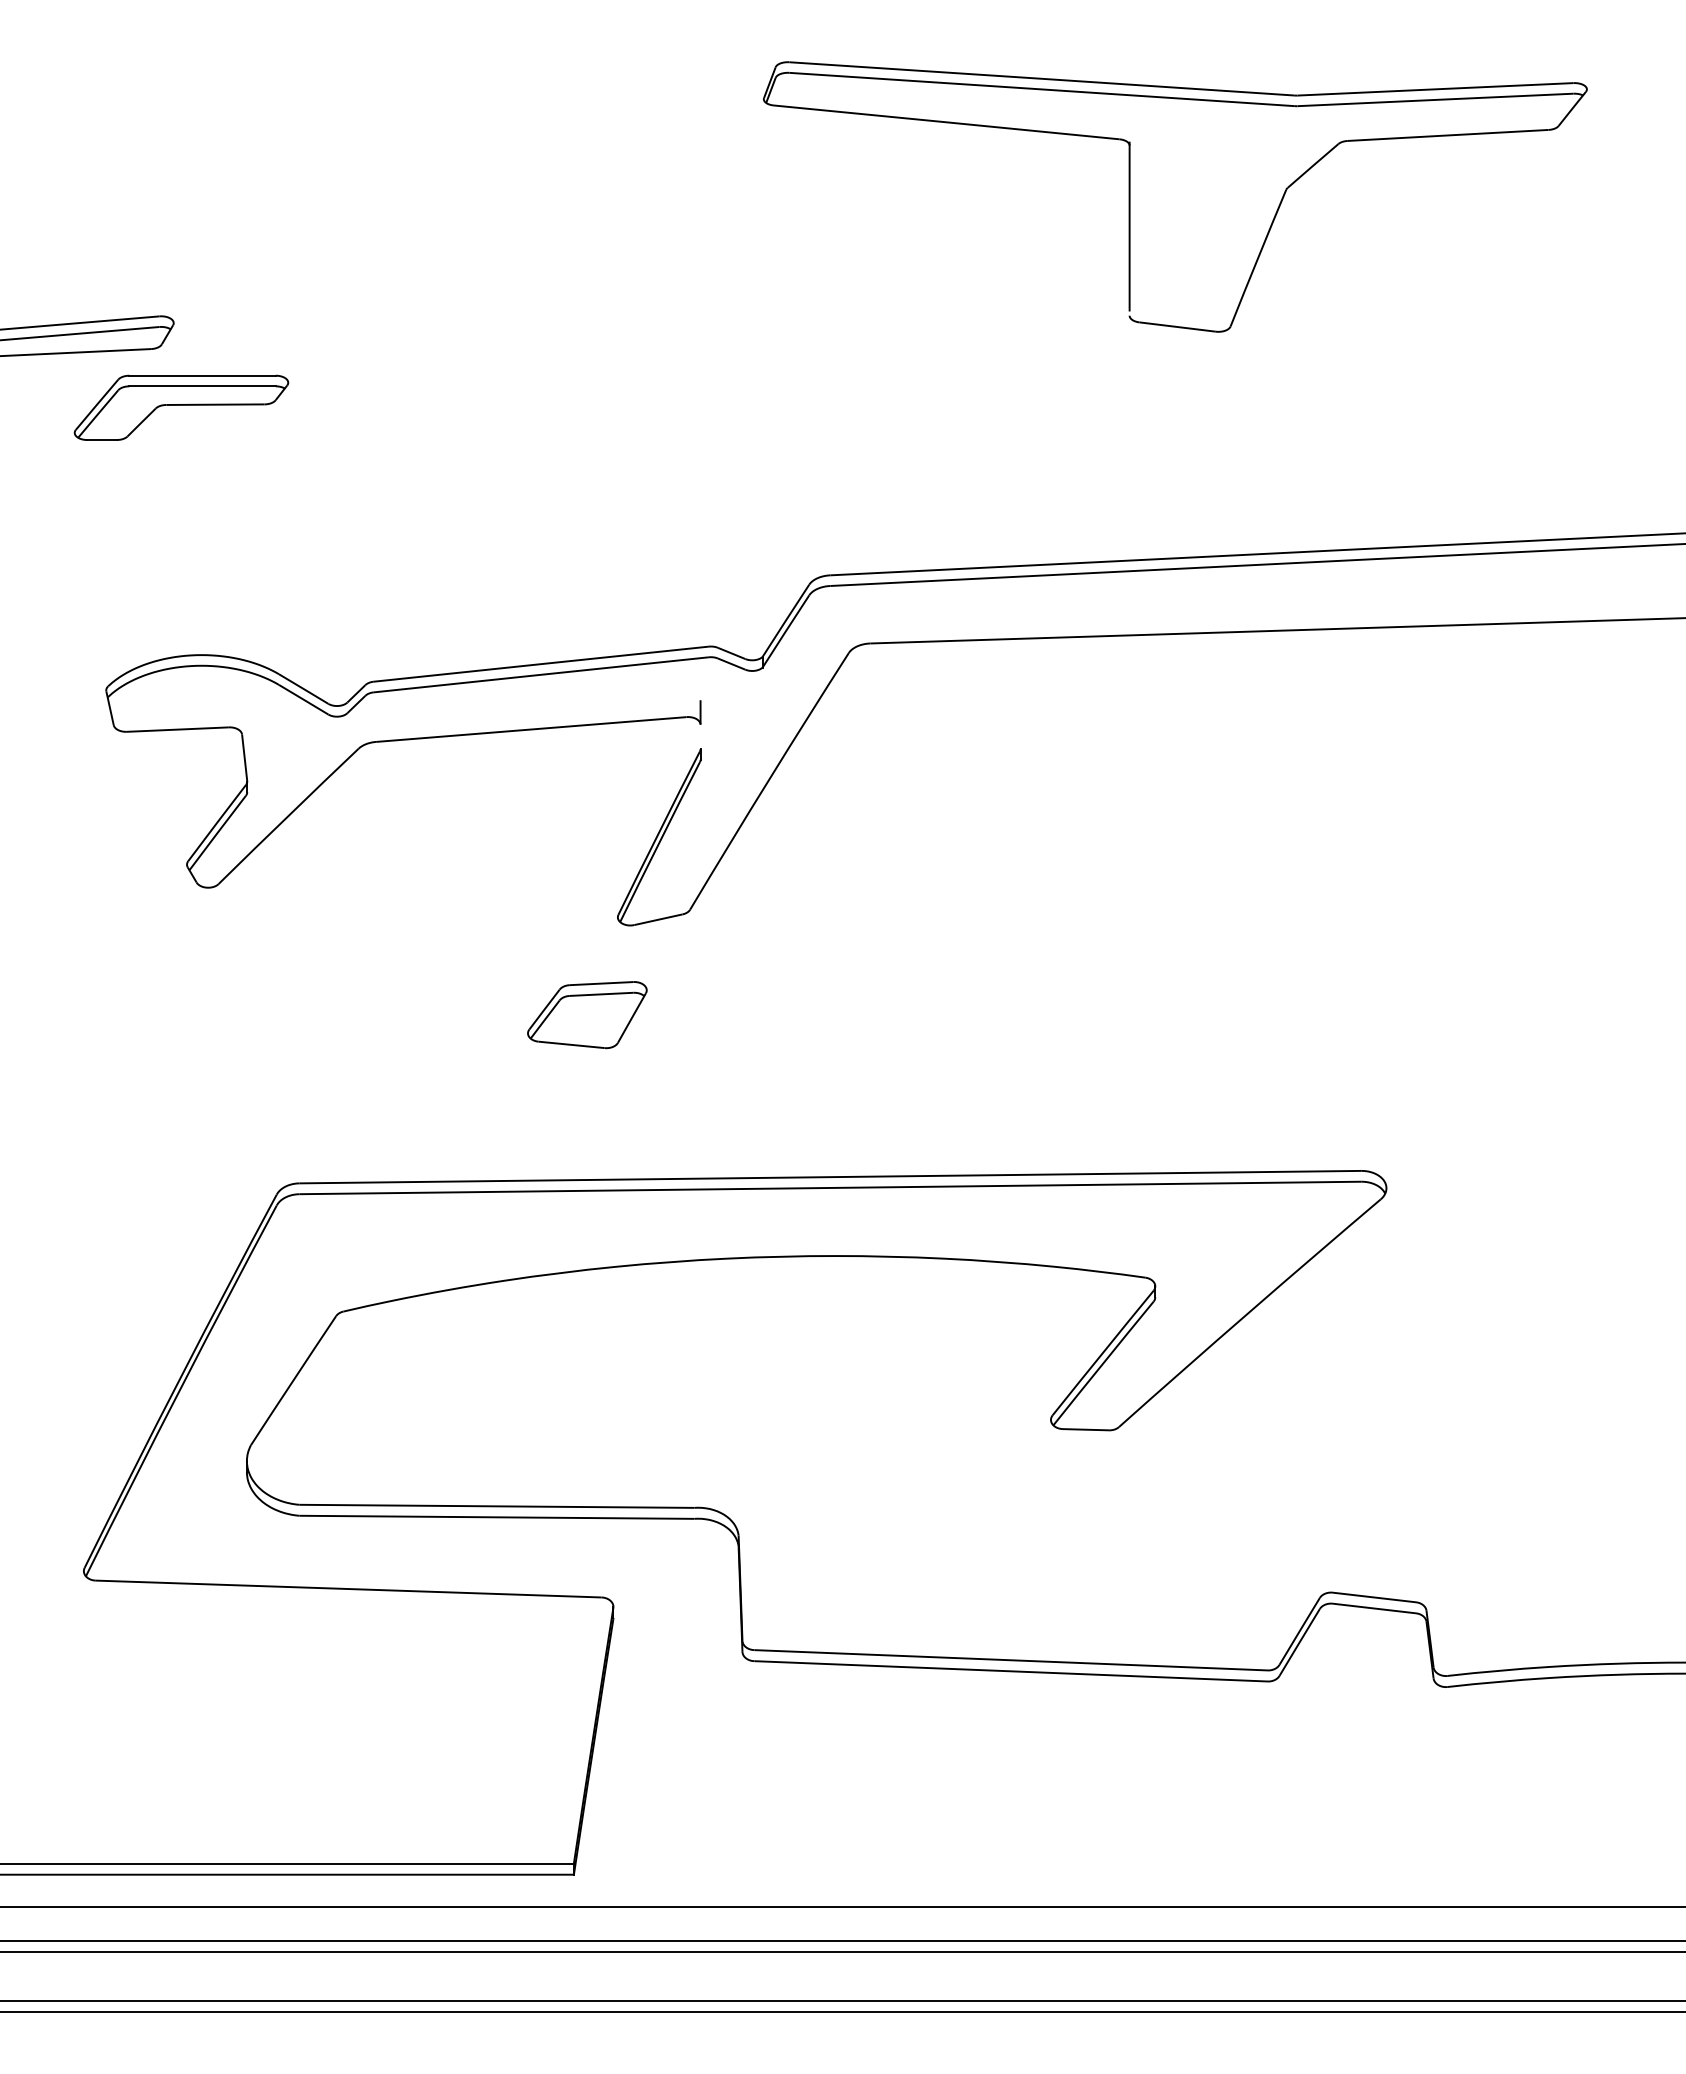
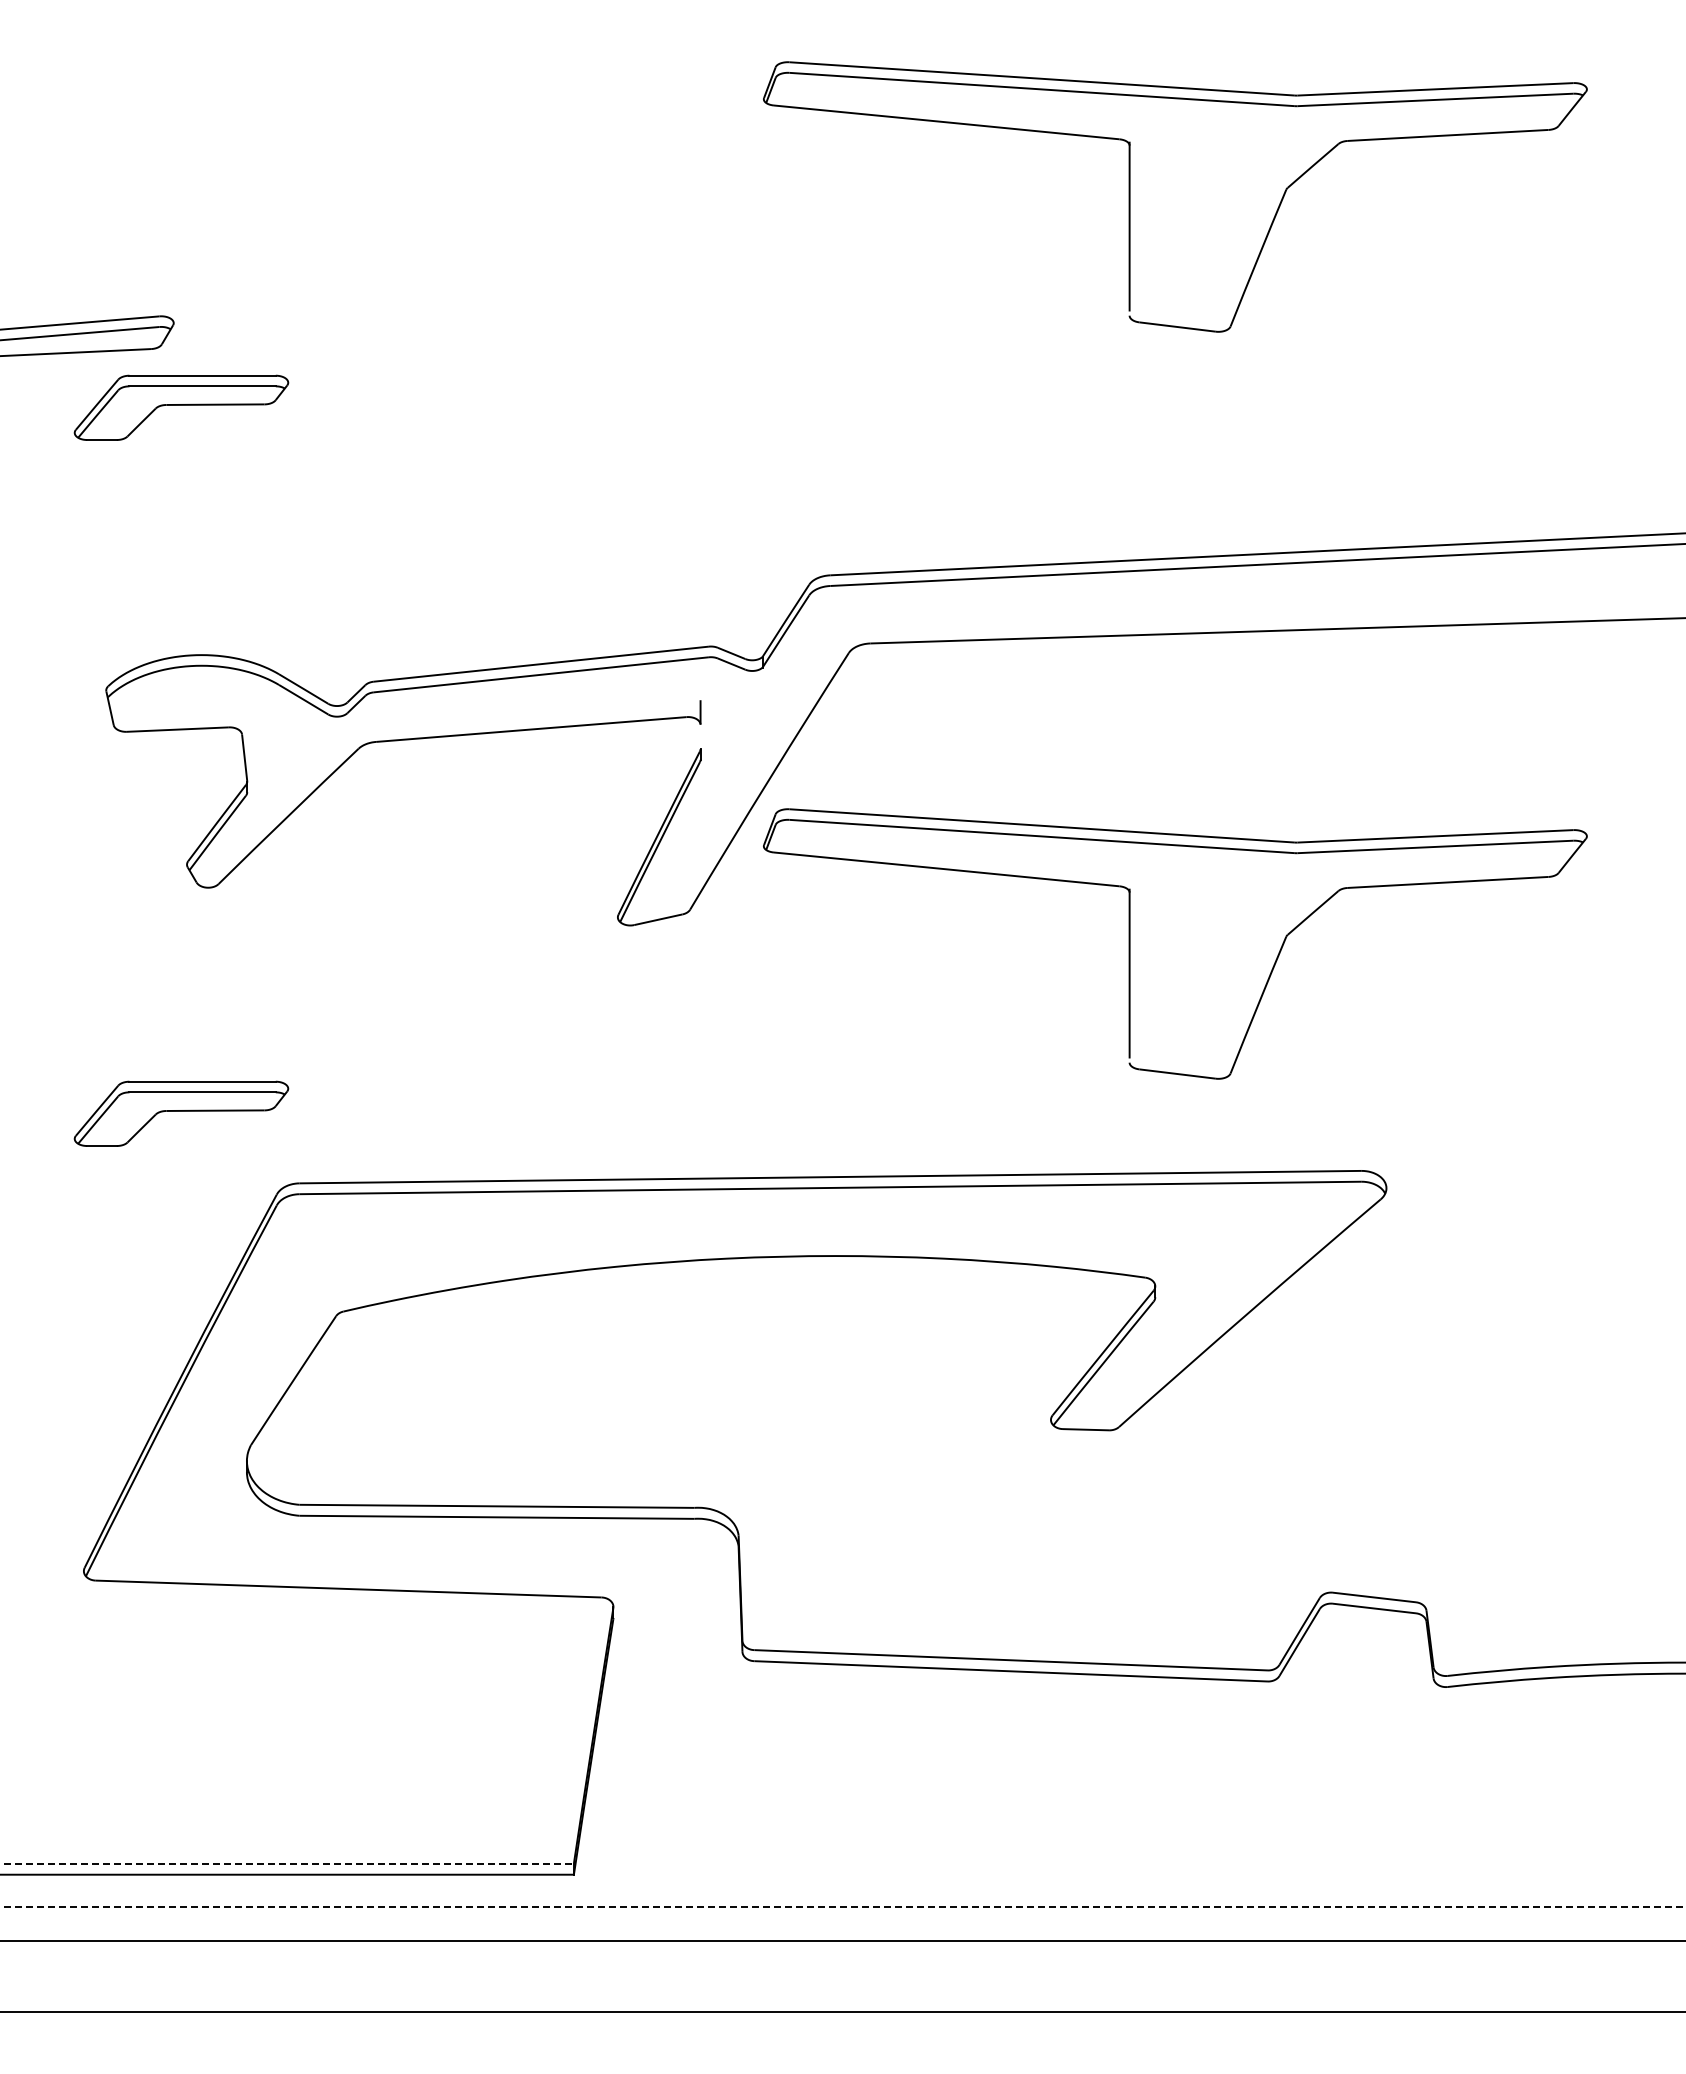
part: none -> present (1130, 943)
part: present -> none (587, 1015)
part: none -> present (181, 1113)
line: solid -> dashed (287, 1863)
line: solid -> dashed (843, 1907)
line: present -> none (842, 1951)
line: present -> none (842, 2000)
